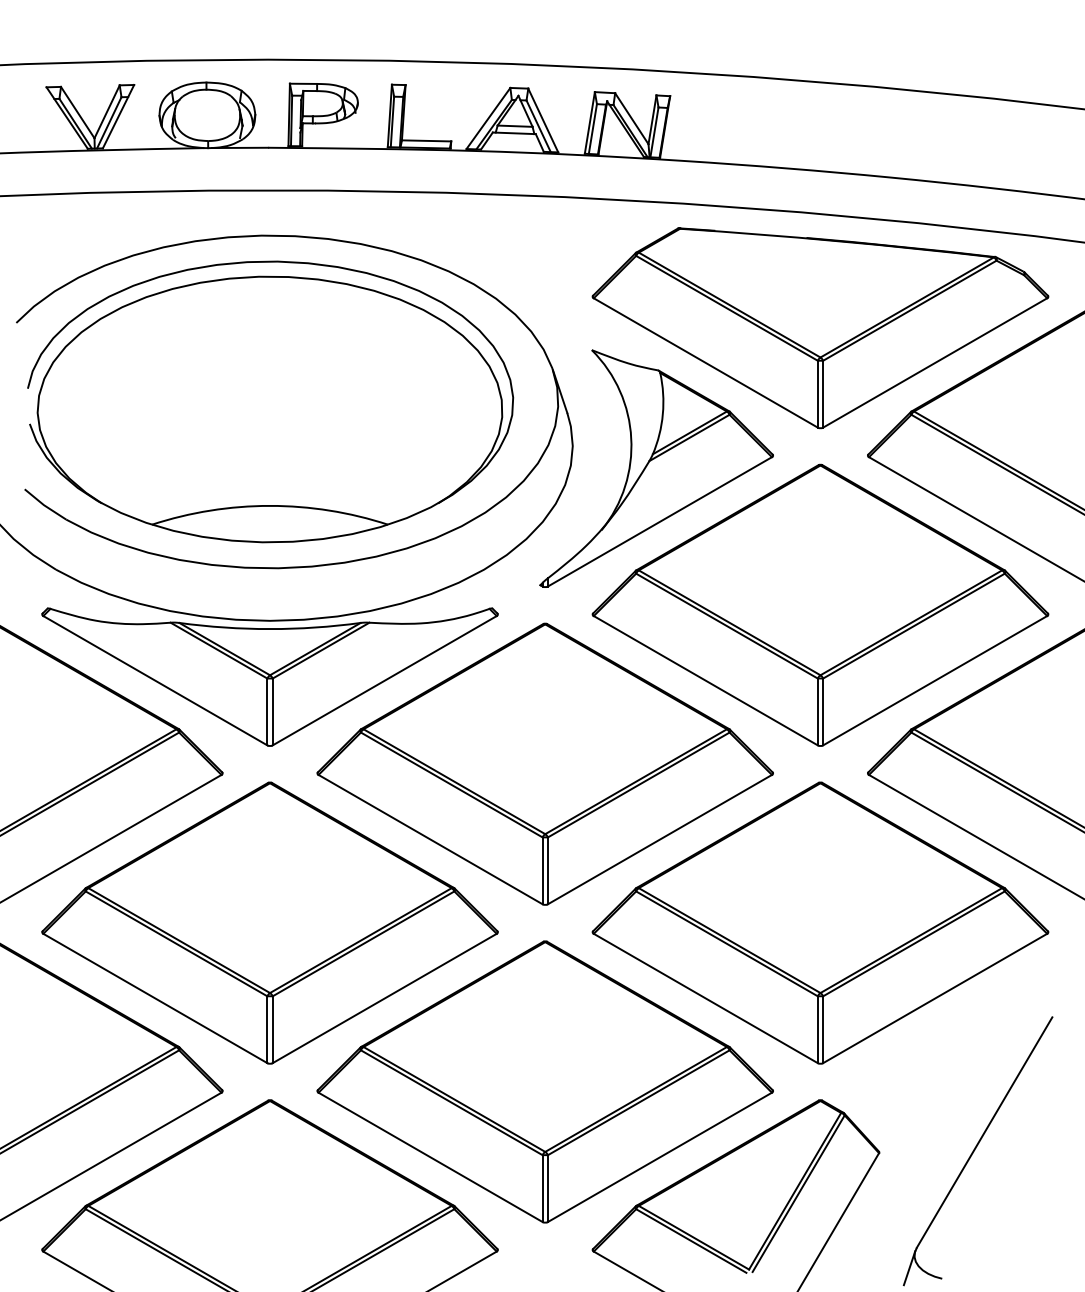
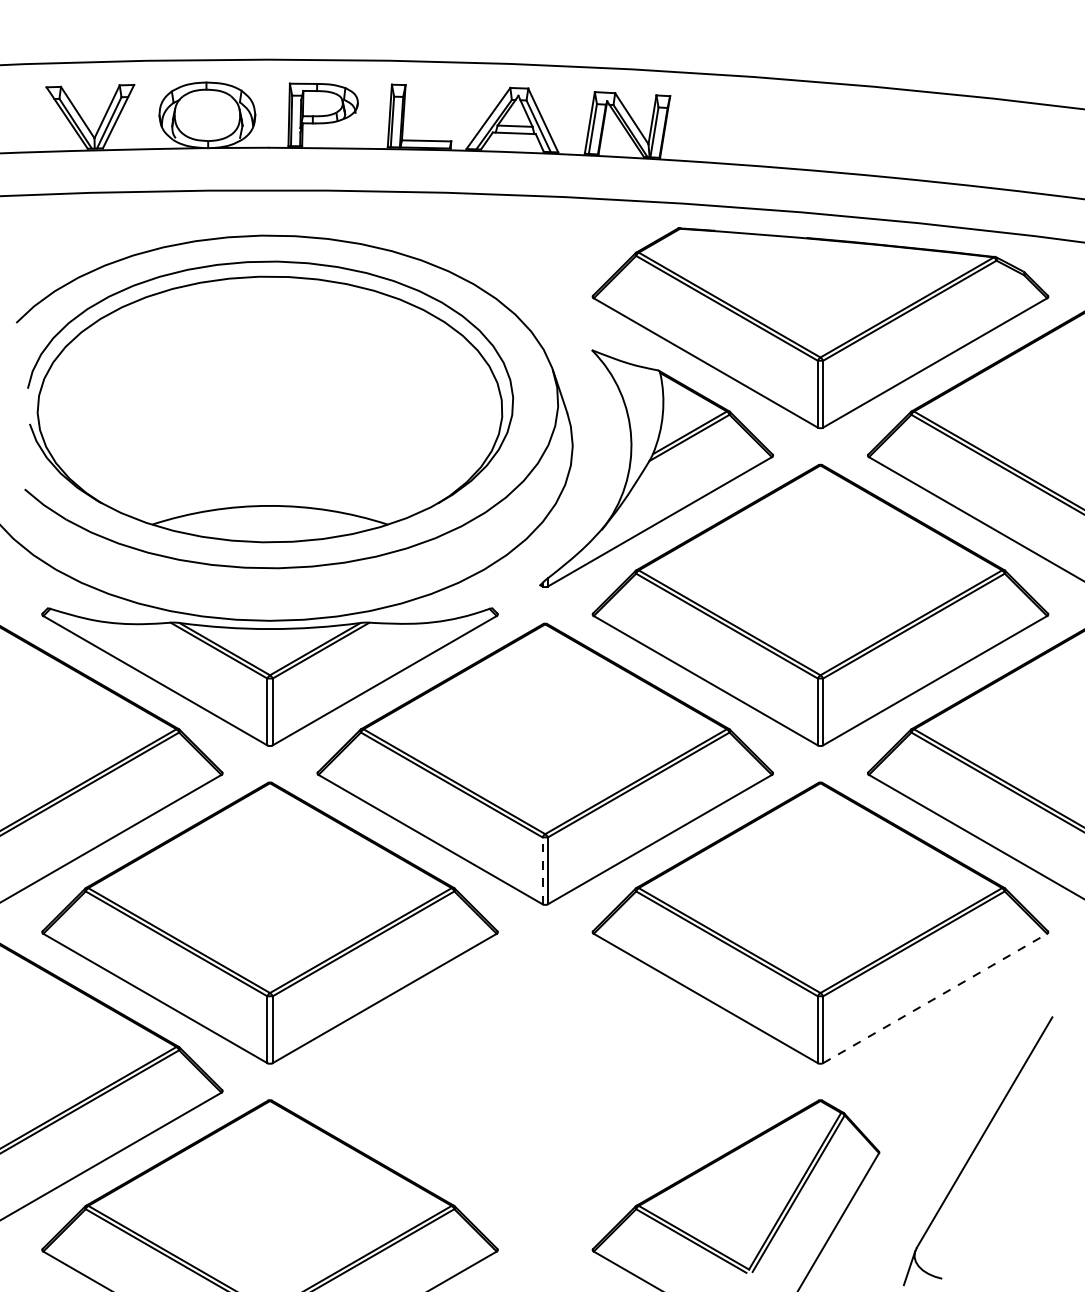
line: solid -> dashed (542, 870)
line: solid -> dashed (935, 998)
part: present -> none (544, 1081)
